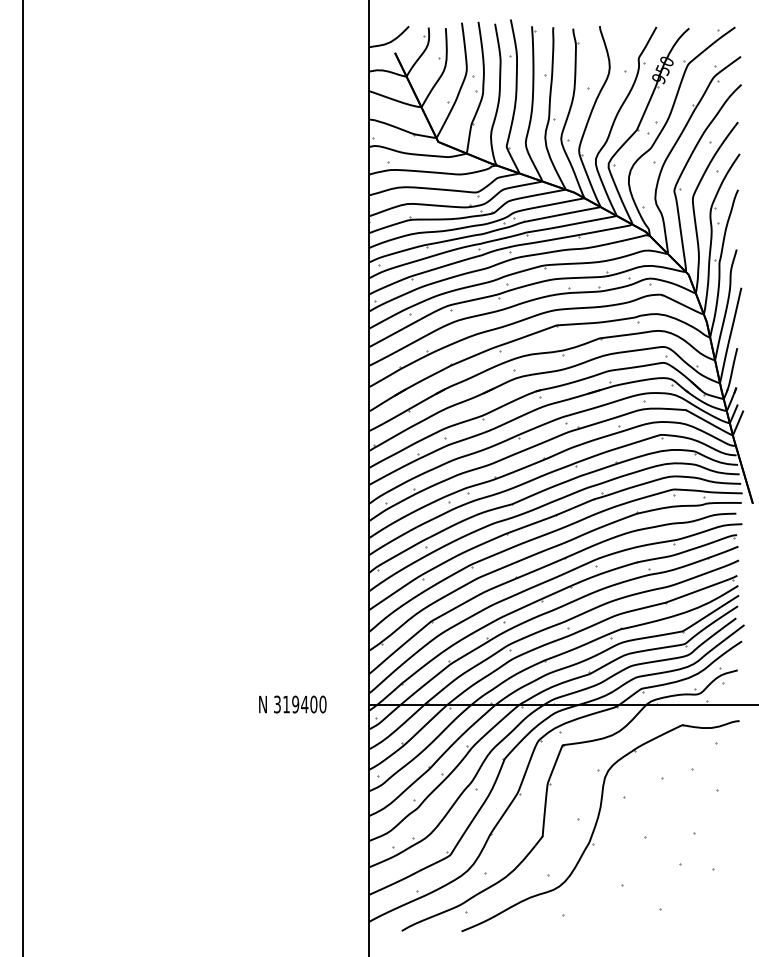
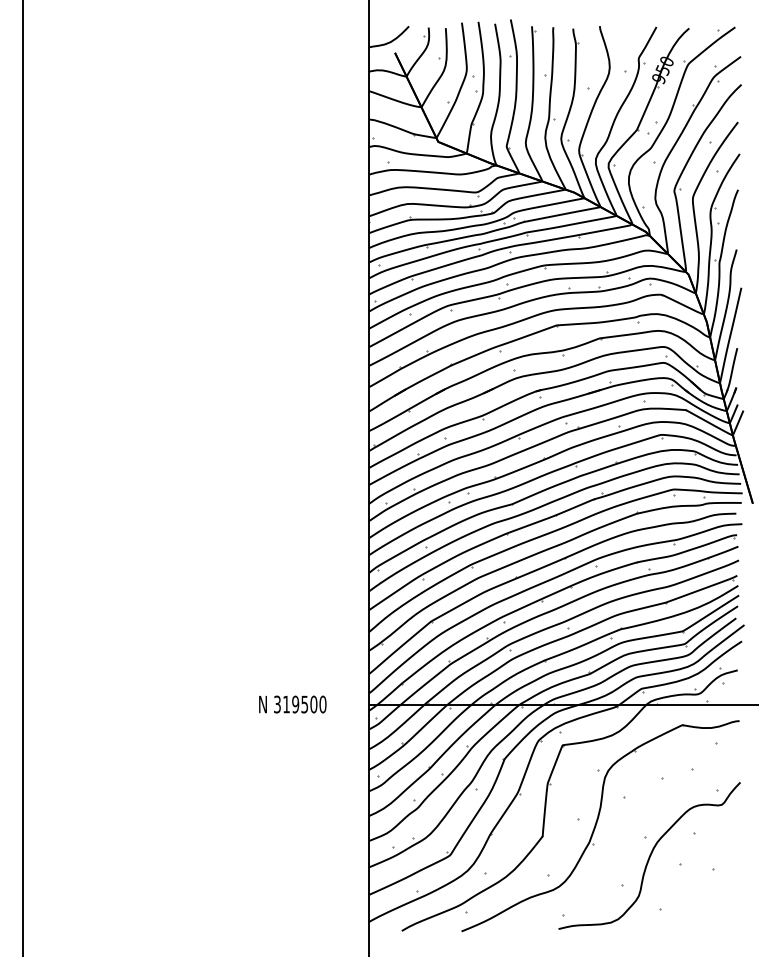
text: 319400 -> 319500 (304, 704)
curve: none -> present (649, 855)
